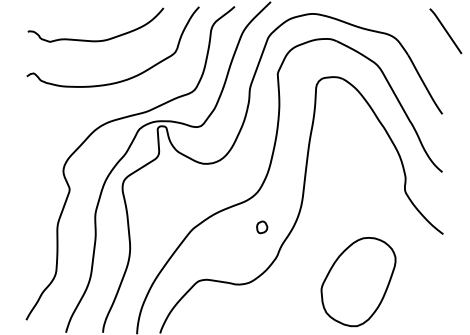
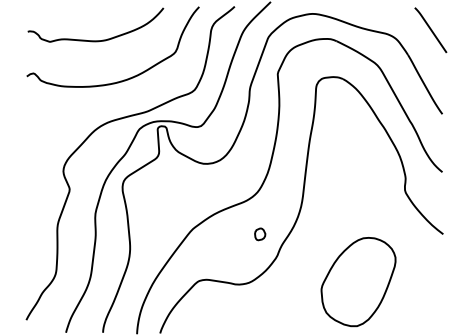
line position: (445, 31) -> (430, 30) (430, 30)
part position: (262, 227) -> (260, 234) (260, 234)
